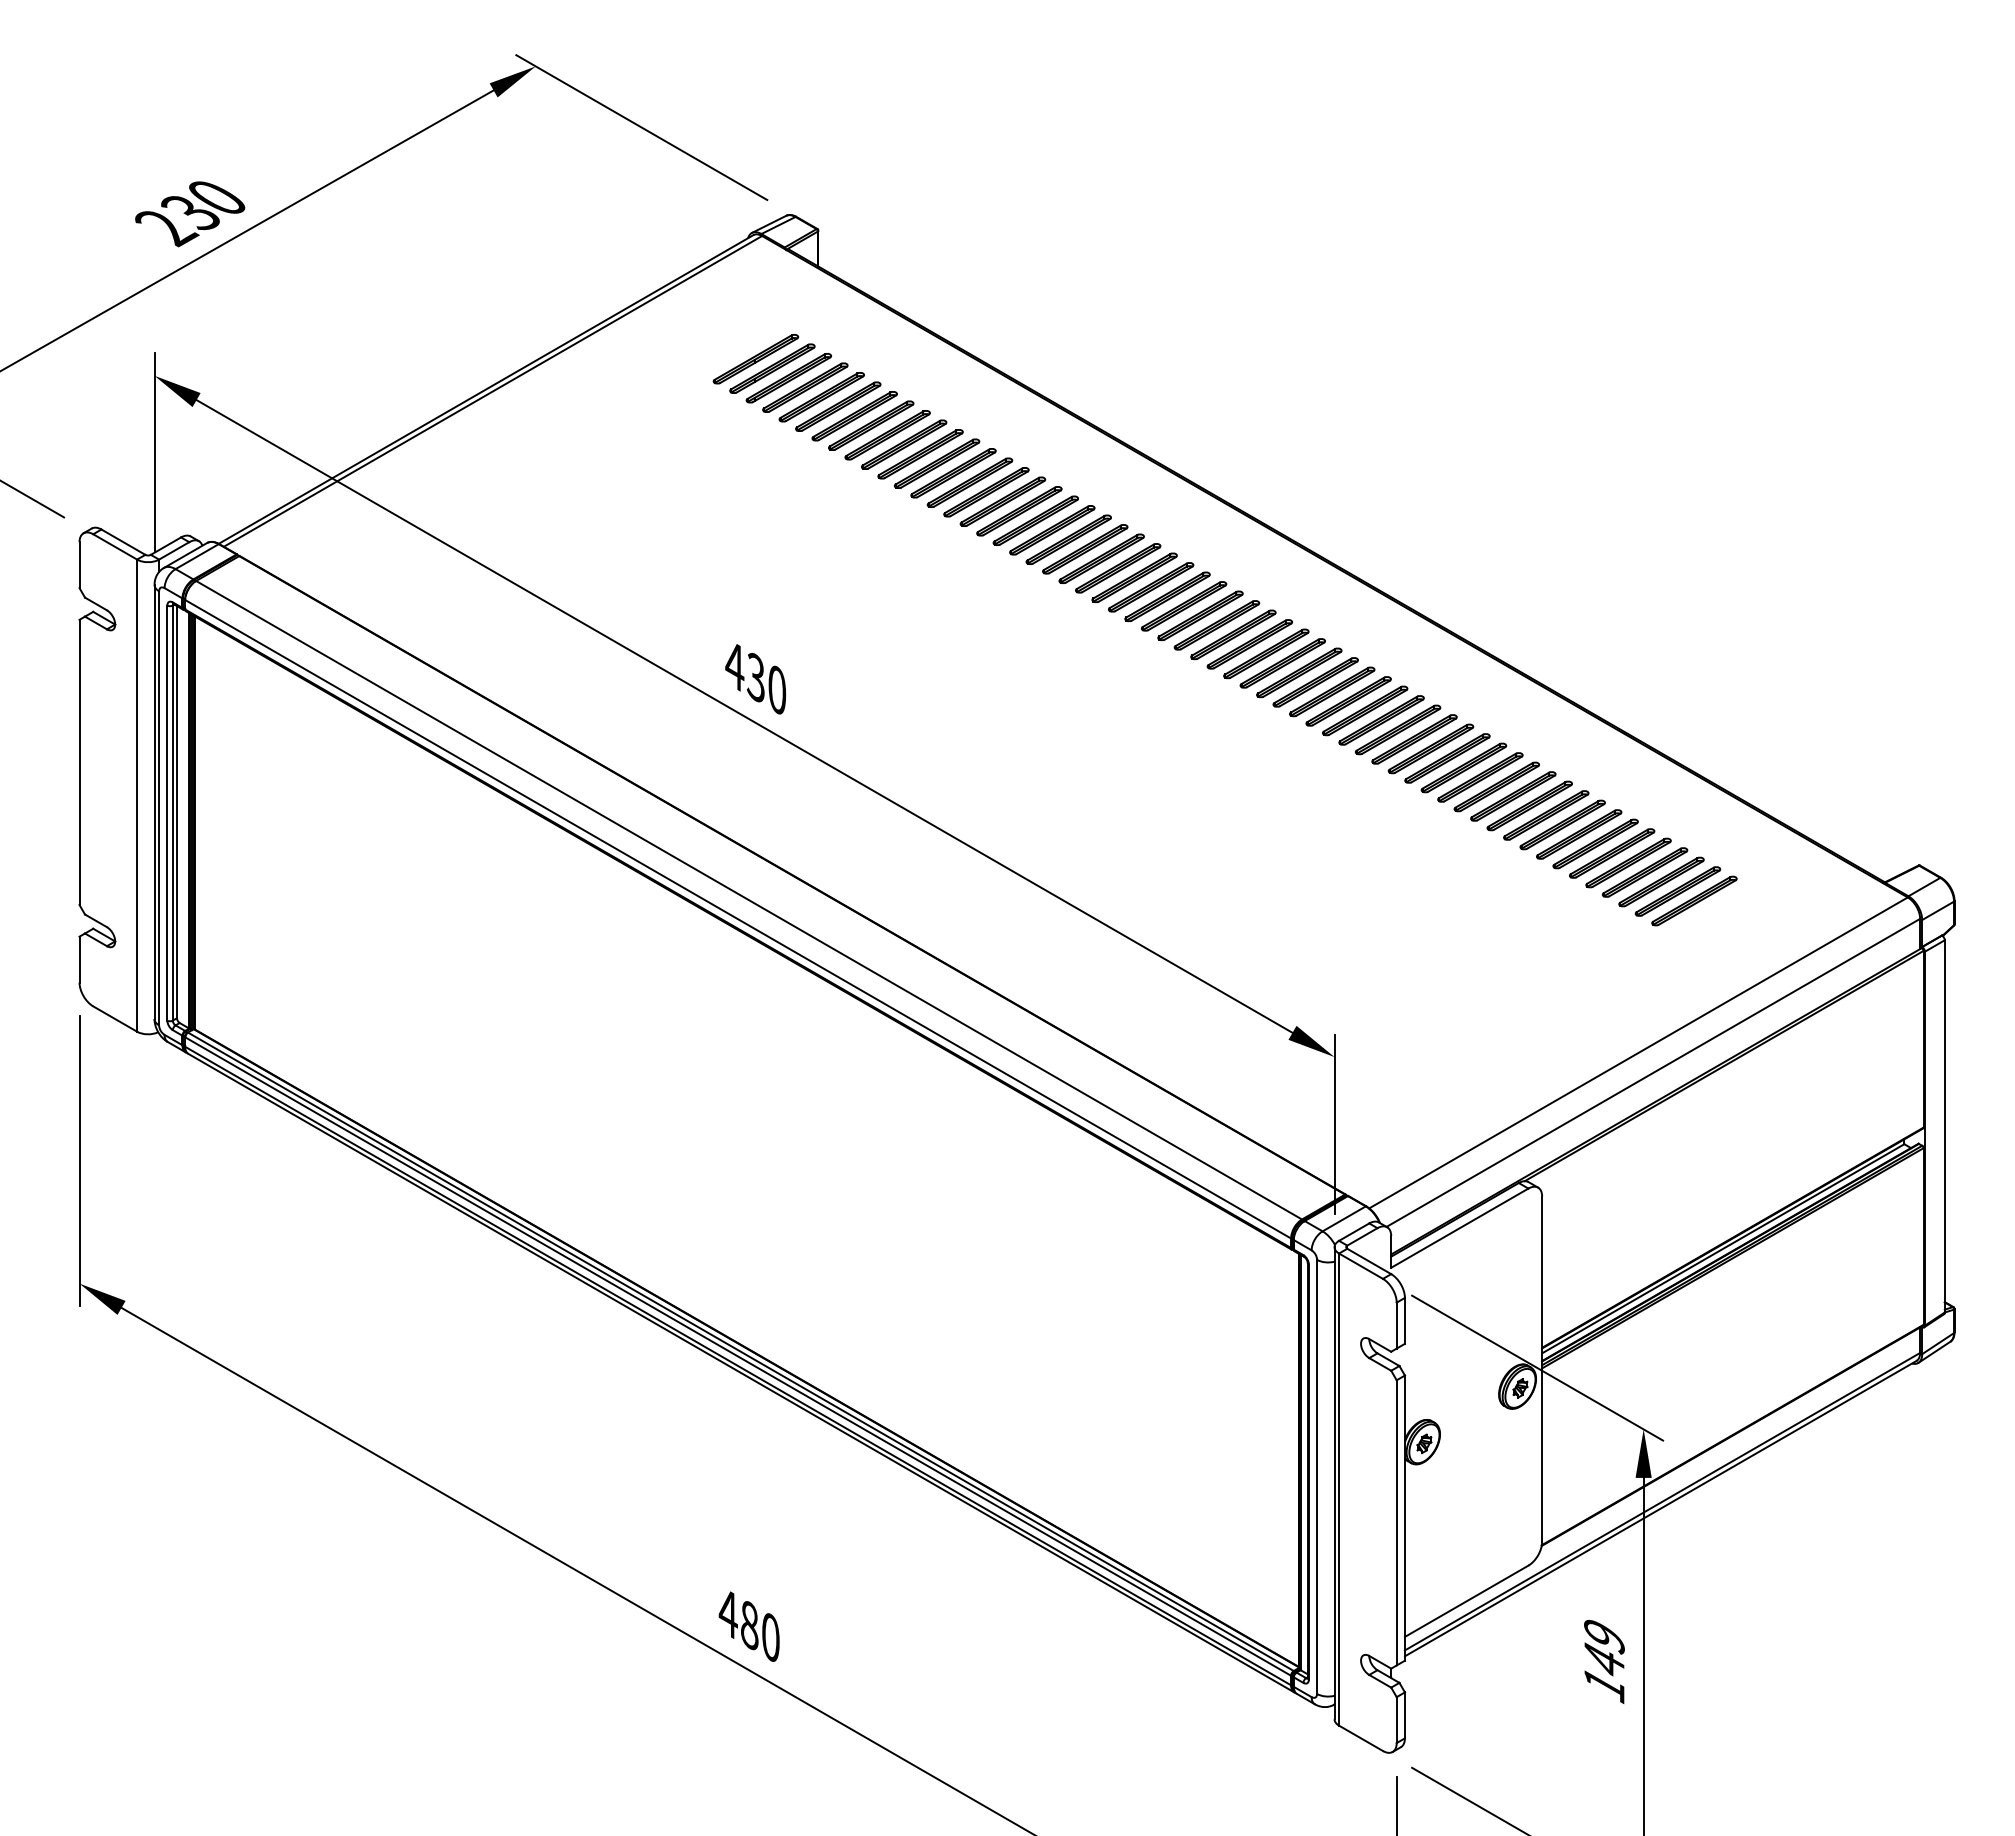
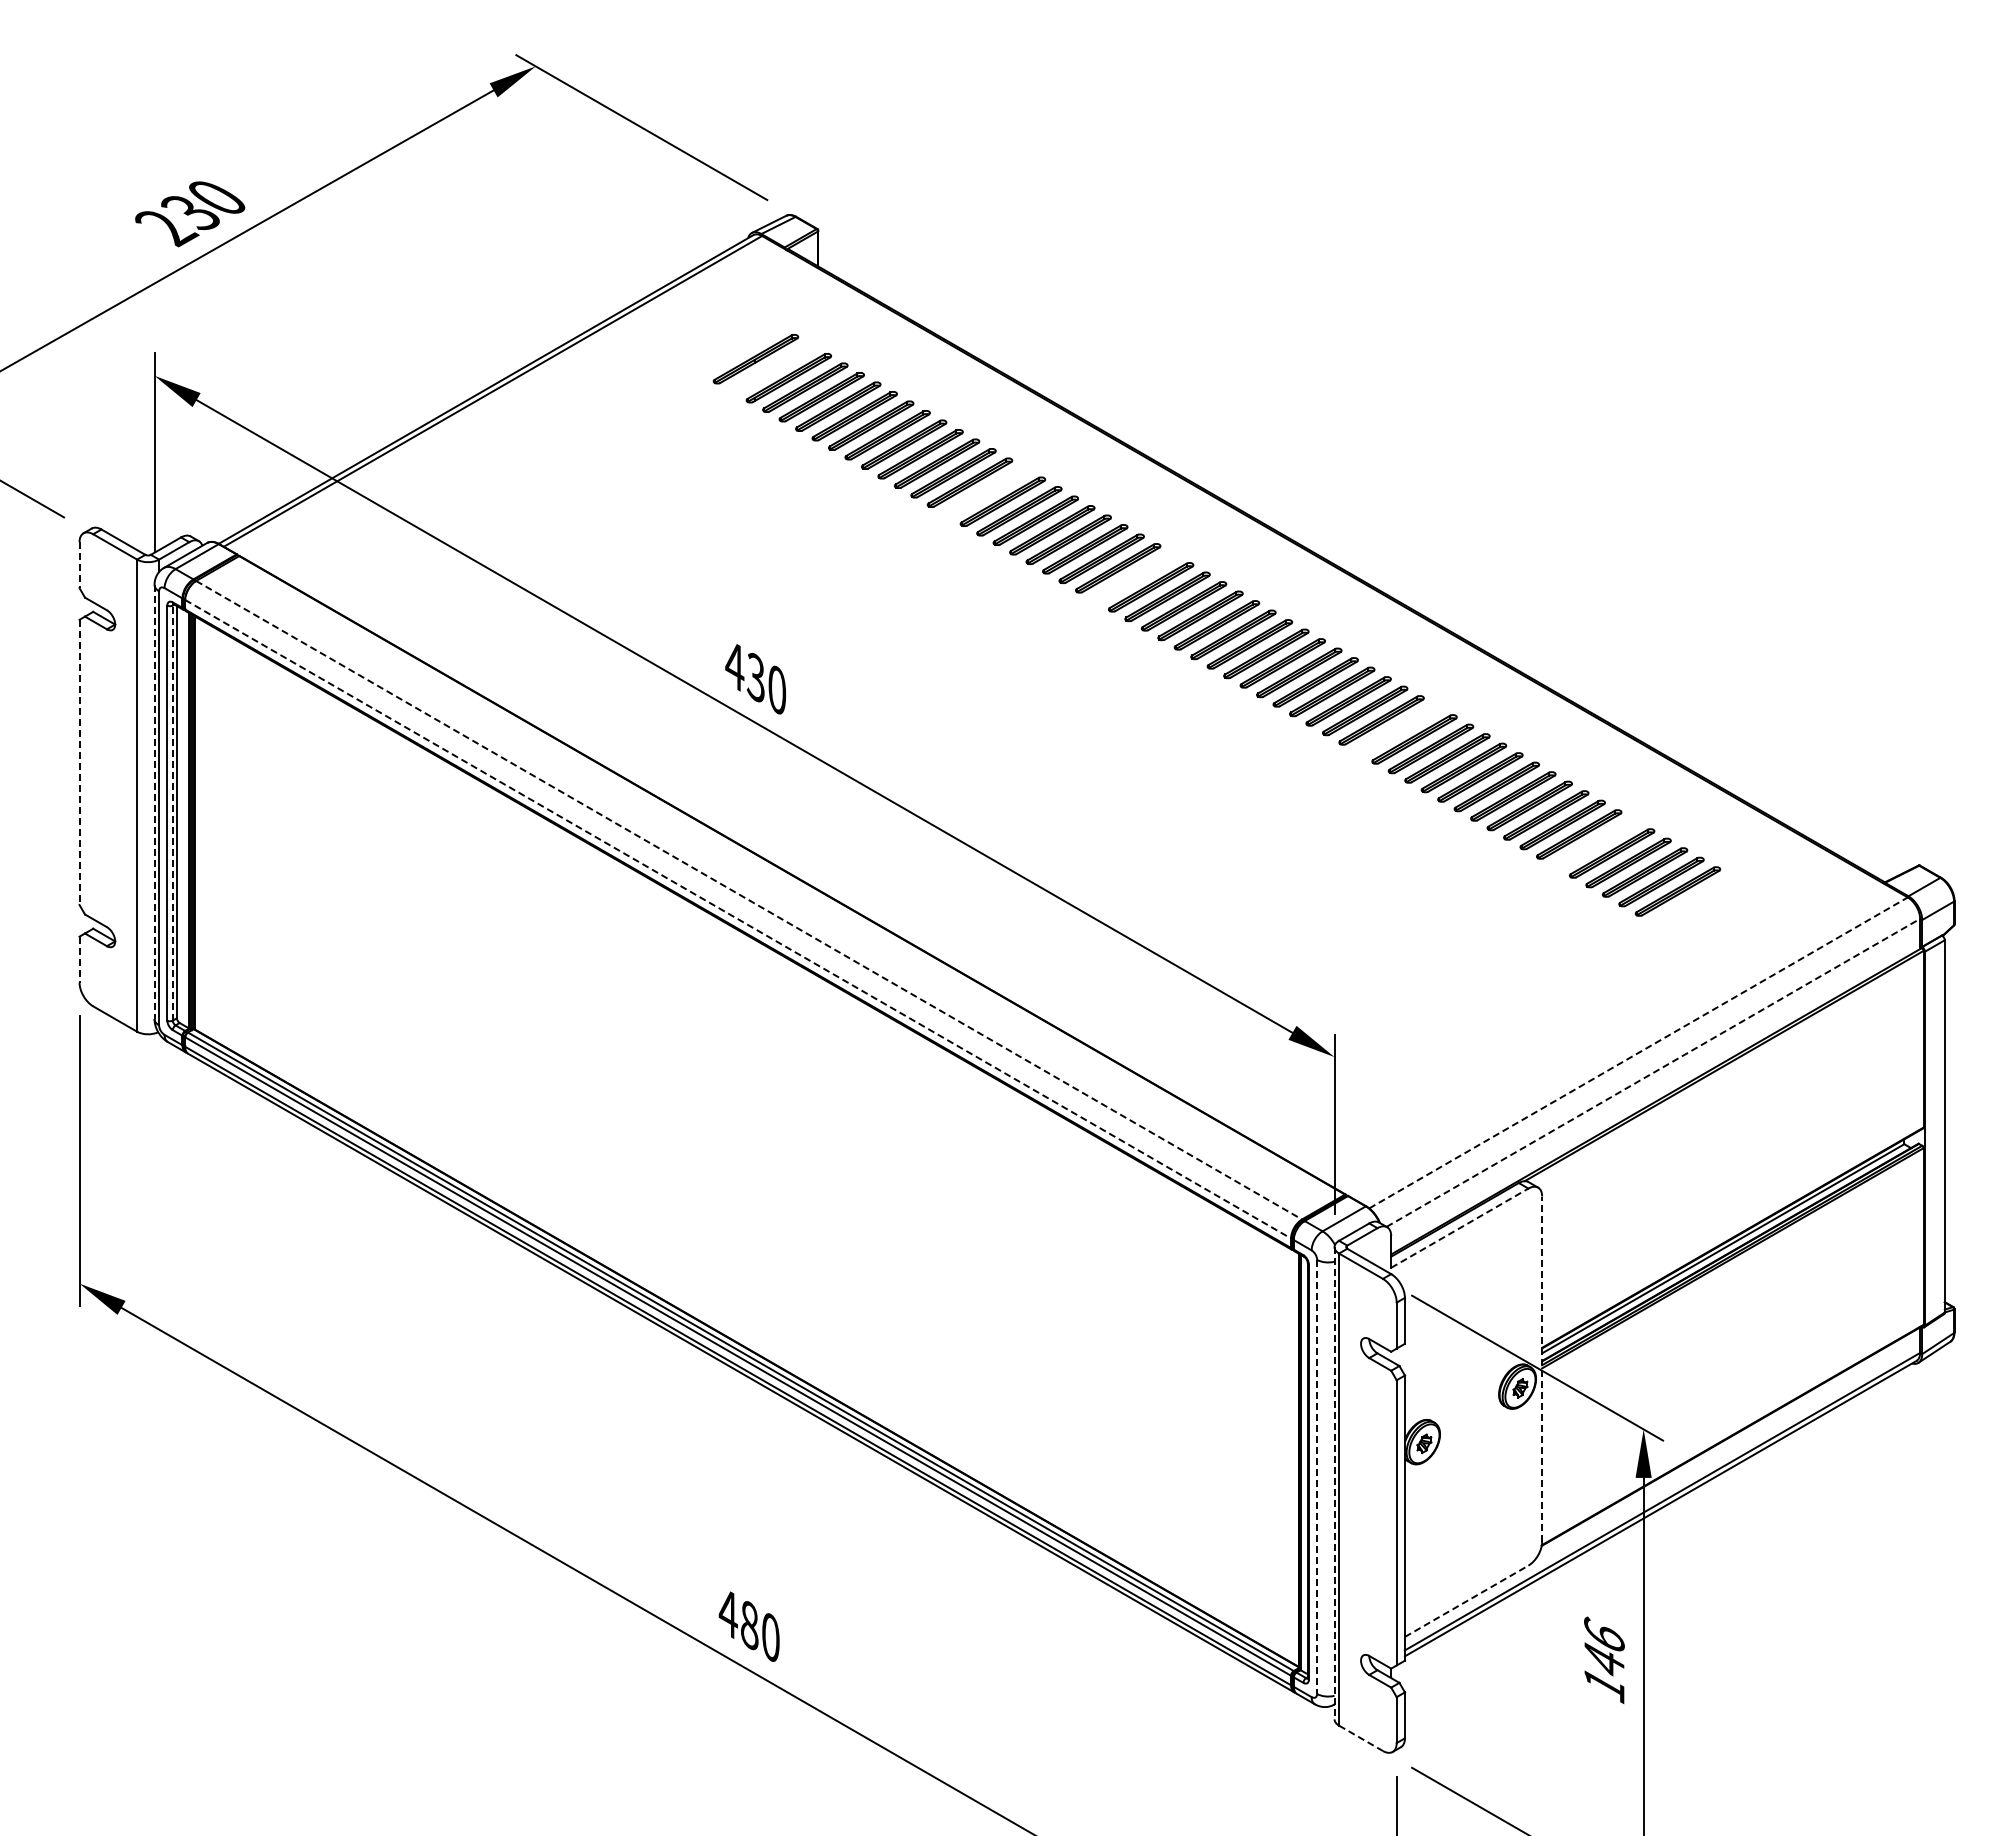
part: present -> none (772, 368)
part: present -> none (986, 492)
line: solid -> dashed (79, 565)
part: present -> none (1134, 577)
part: present -> none (1398, 729)
line: solid -> dashed (79, 762)
line: solid -> dashed (154, 802)
line: solid -> dashed (172, 813)
part: present -> none (1595, 843)
line: solid -> dashed (749, 900)
part: present -> none (1694, 900)
line: solid -> dashed (738, 919)
line: solid -> dashed (79, 959)
line: solid -> dashed (1638, 1052)
line: solid -> dashed (1653, 1072)
line: solid -> dashed (1460, 1227)
line: solid -> dashed (1542, 1369)
line: solid -> dashed (1317, 1477)
line: solid -> dashed (1334, 1483)
line: solid -> dashed (1467, 1601)
text: 149 -> 146 (1604, 1635)
line: solid -> dashed (1361, 1738)
